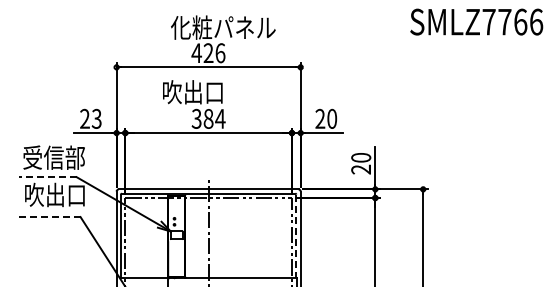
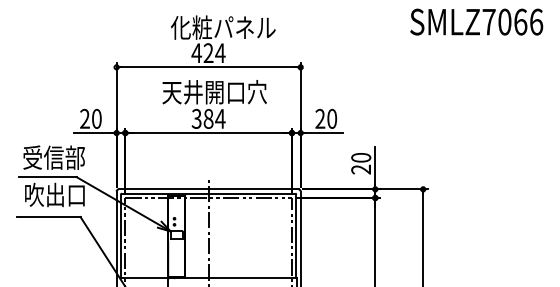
text: SMLZ7766 -> SMLZ7066 (504, 21)
text: 426 -> 424 (220, 53)
text: 吹出口 -> 天井開口穴 (214, 92)
text: 23 -> 20 (96, 118)
line: dashed -> solid (47, 177)
line: dashed -> solid (48, 217)
line: dashed -> solid (296, 236)
